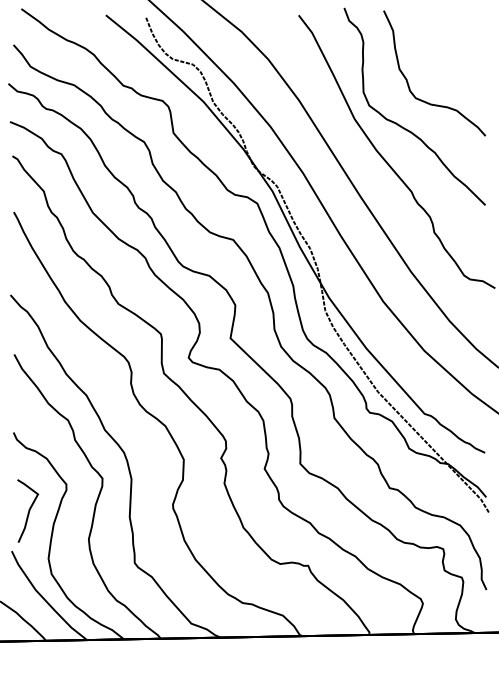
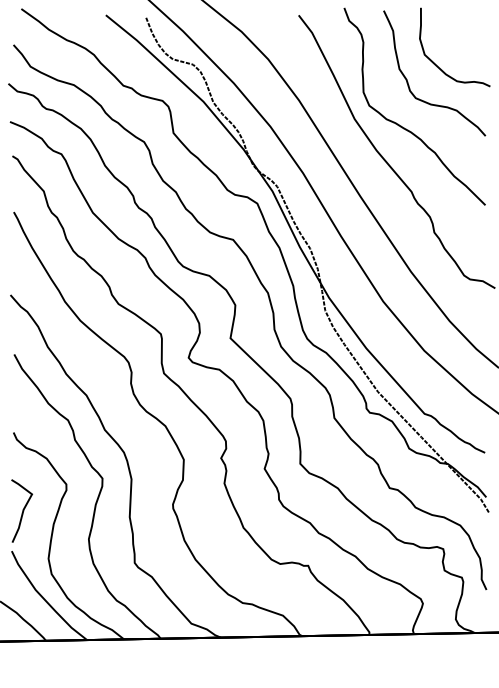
curve: none -> present (441, 68)
curve position: (28, 510) -> (22, 510) (22, 510)
